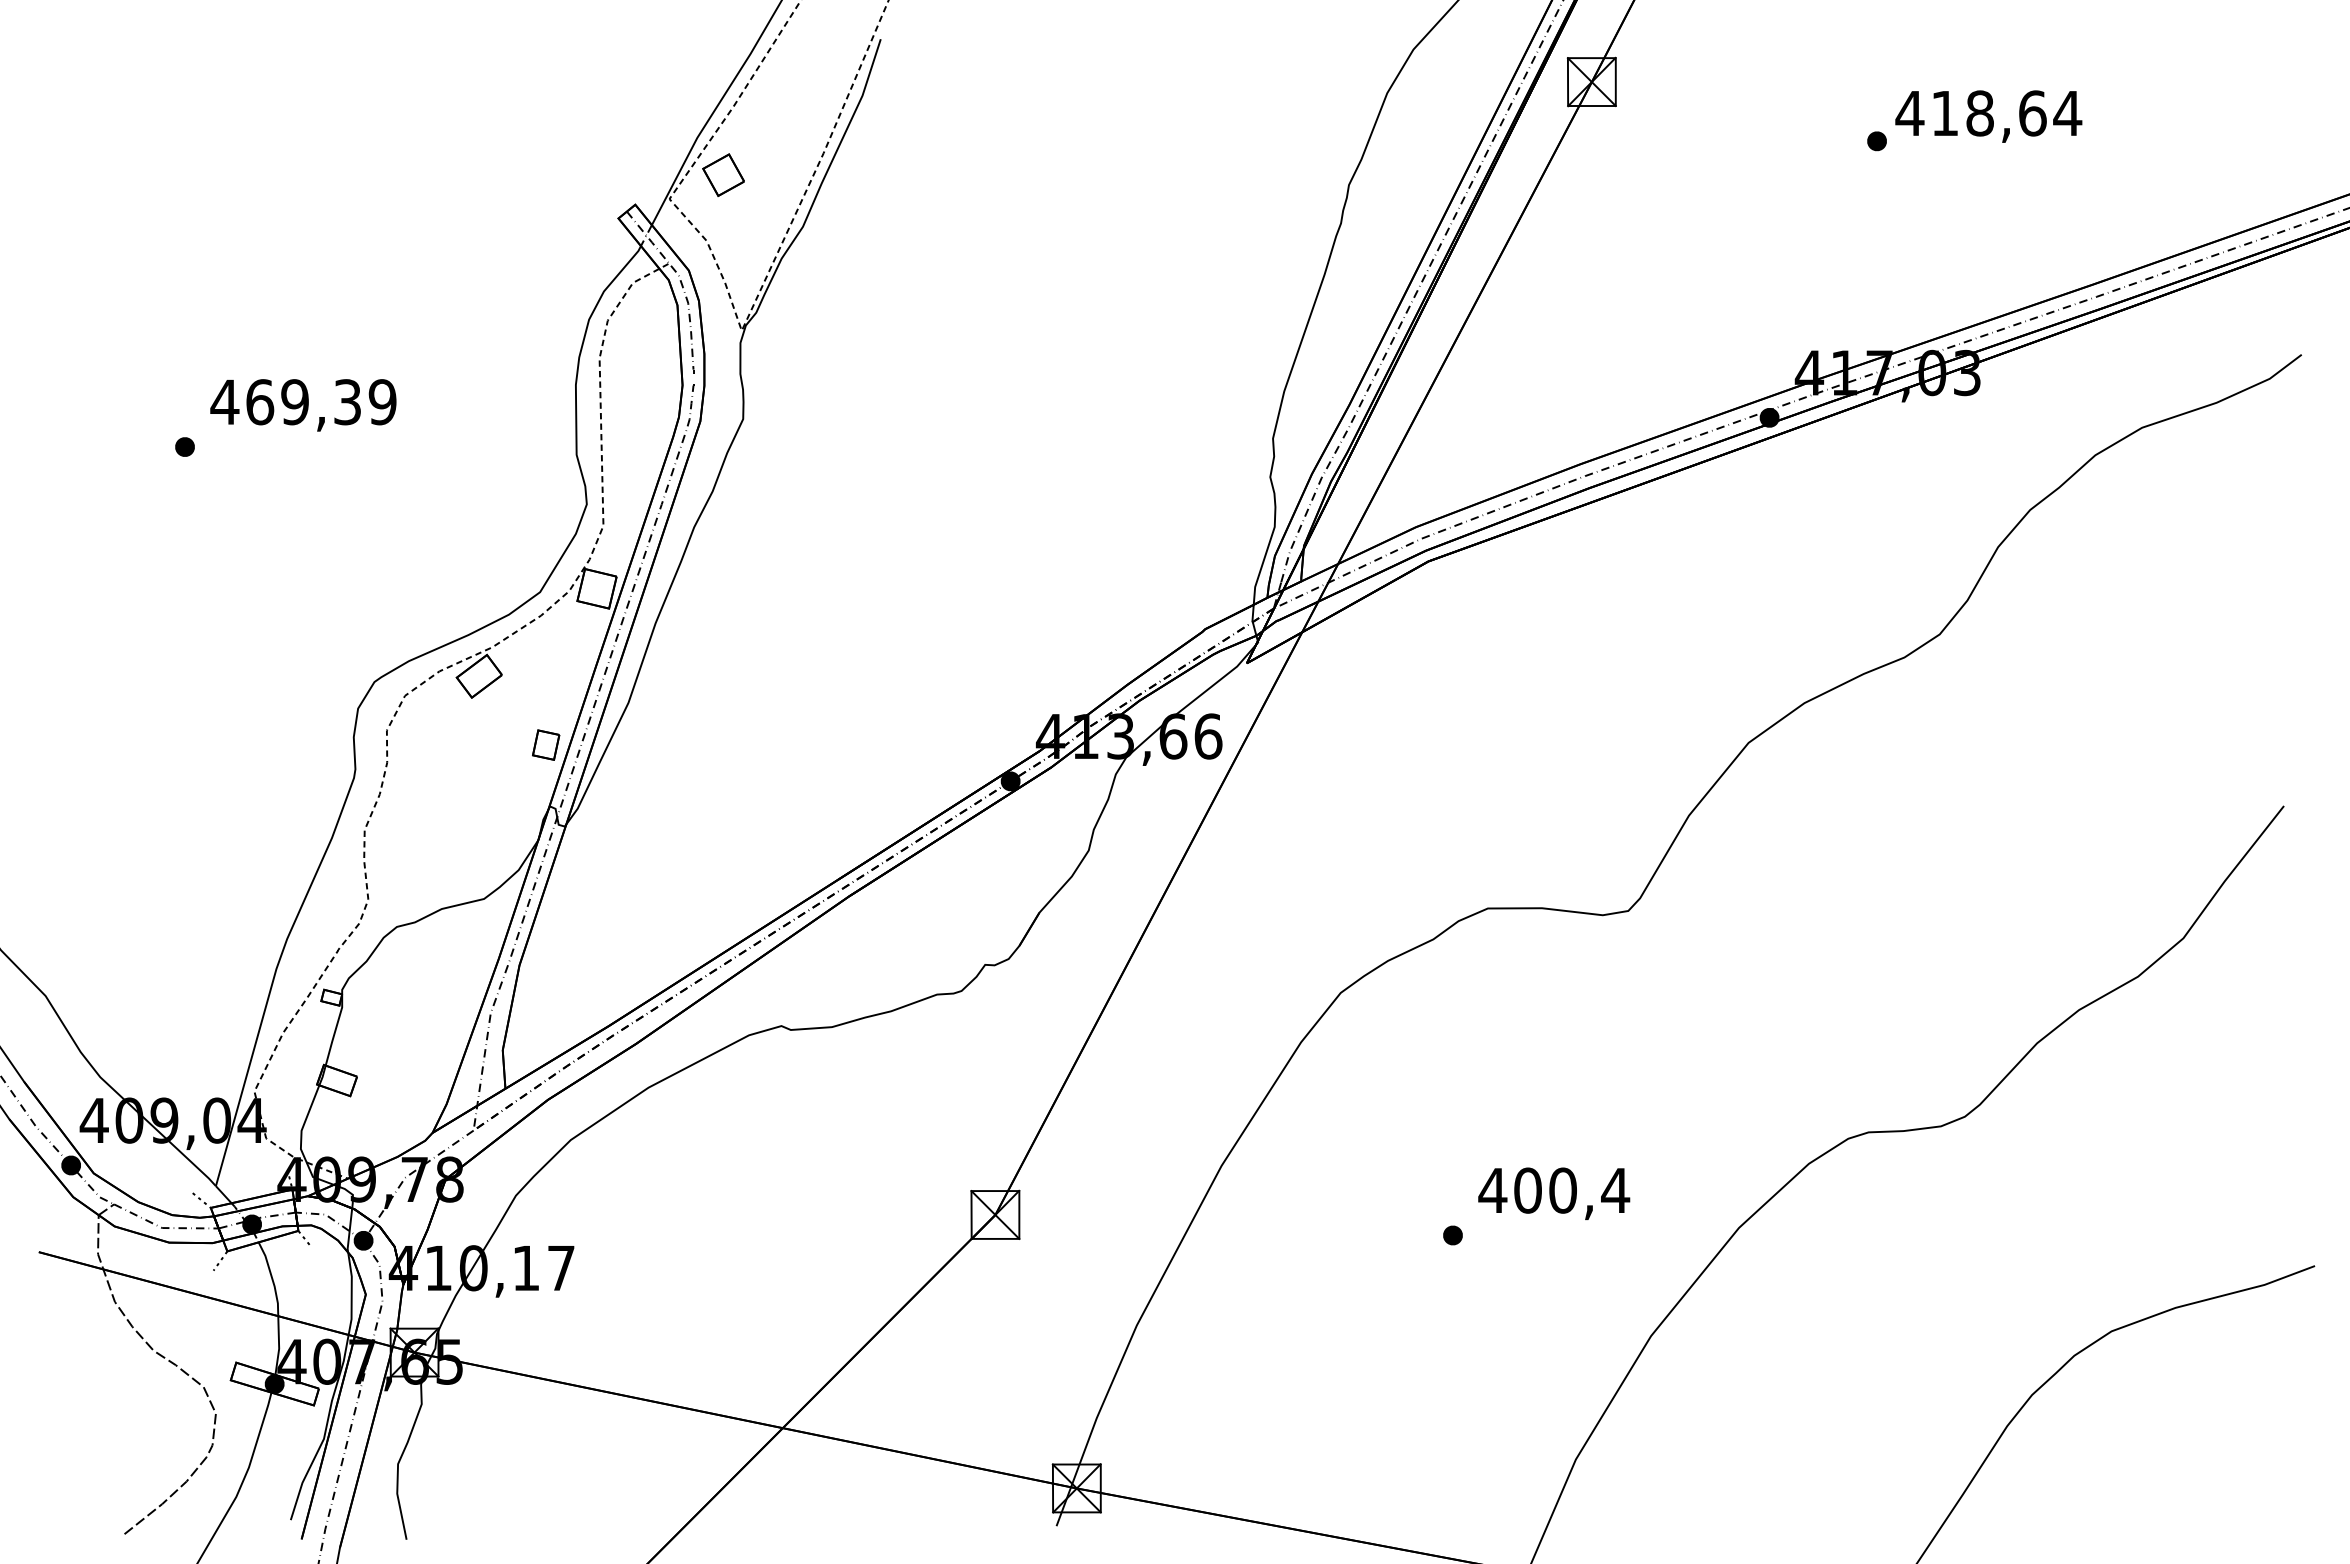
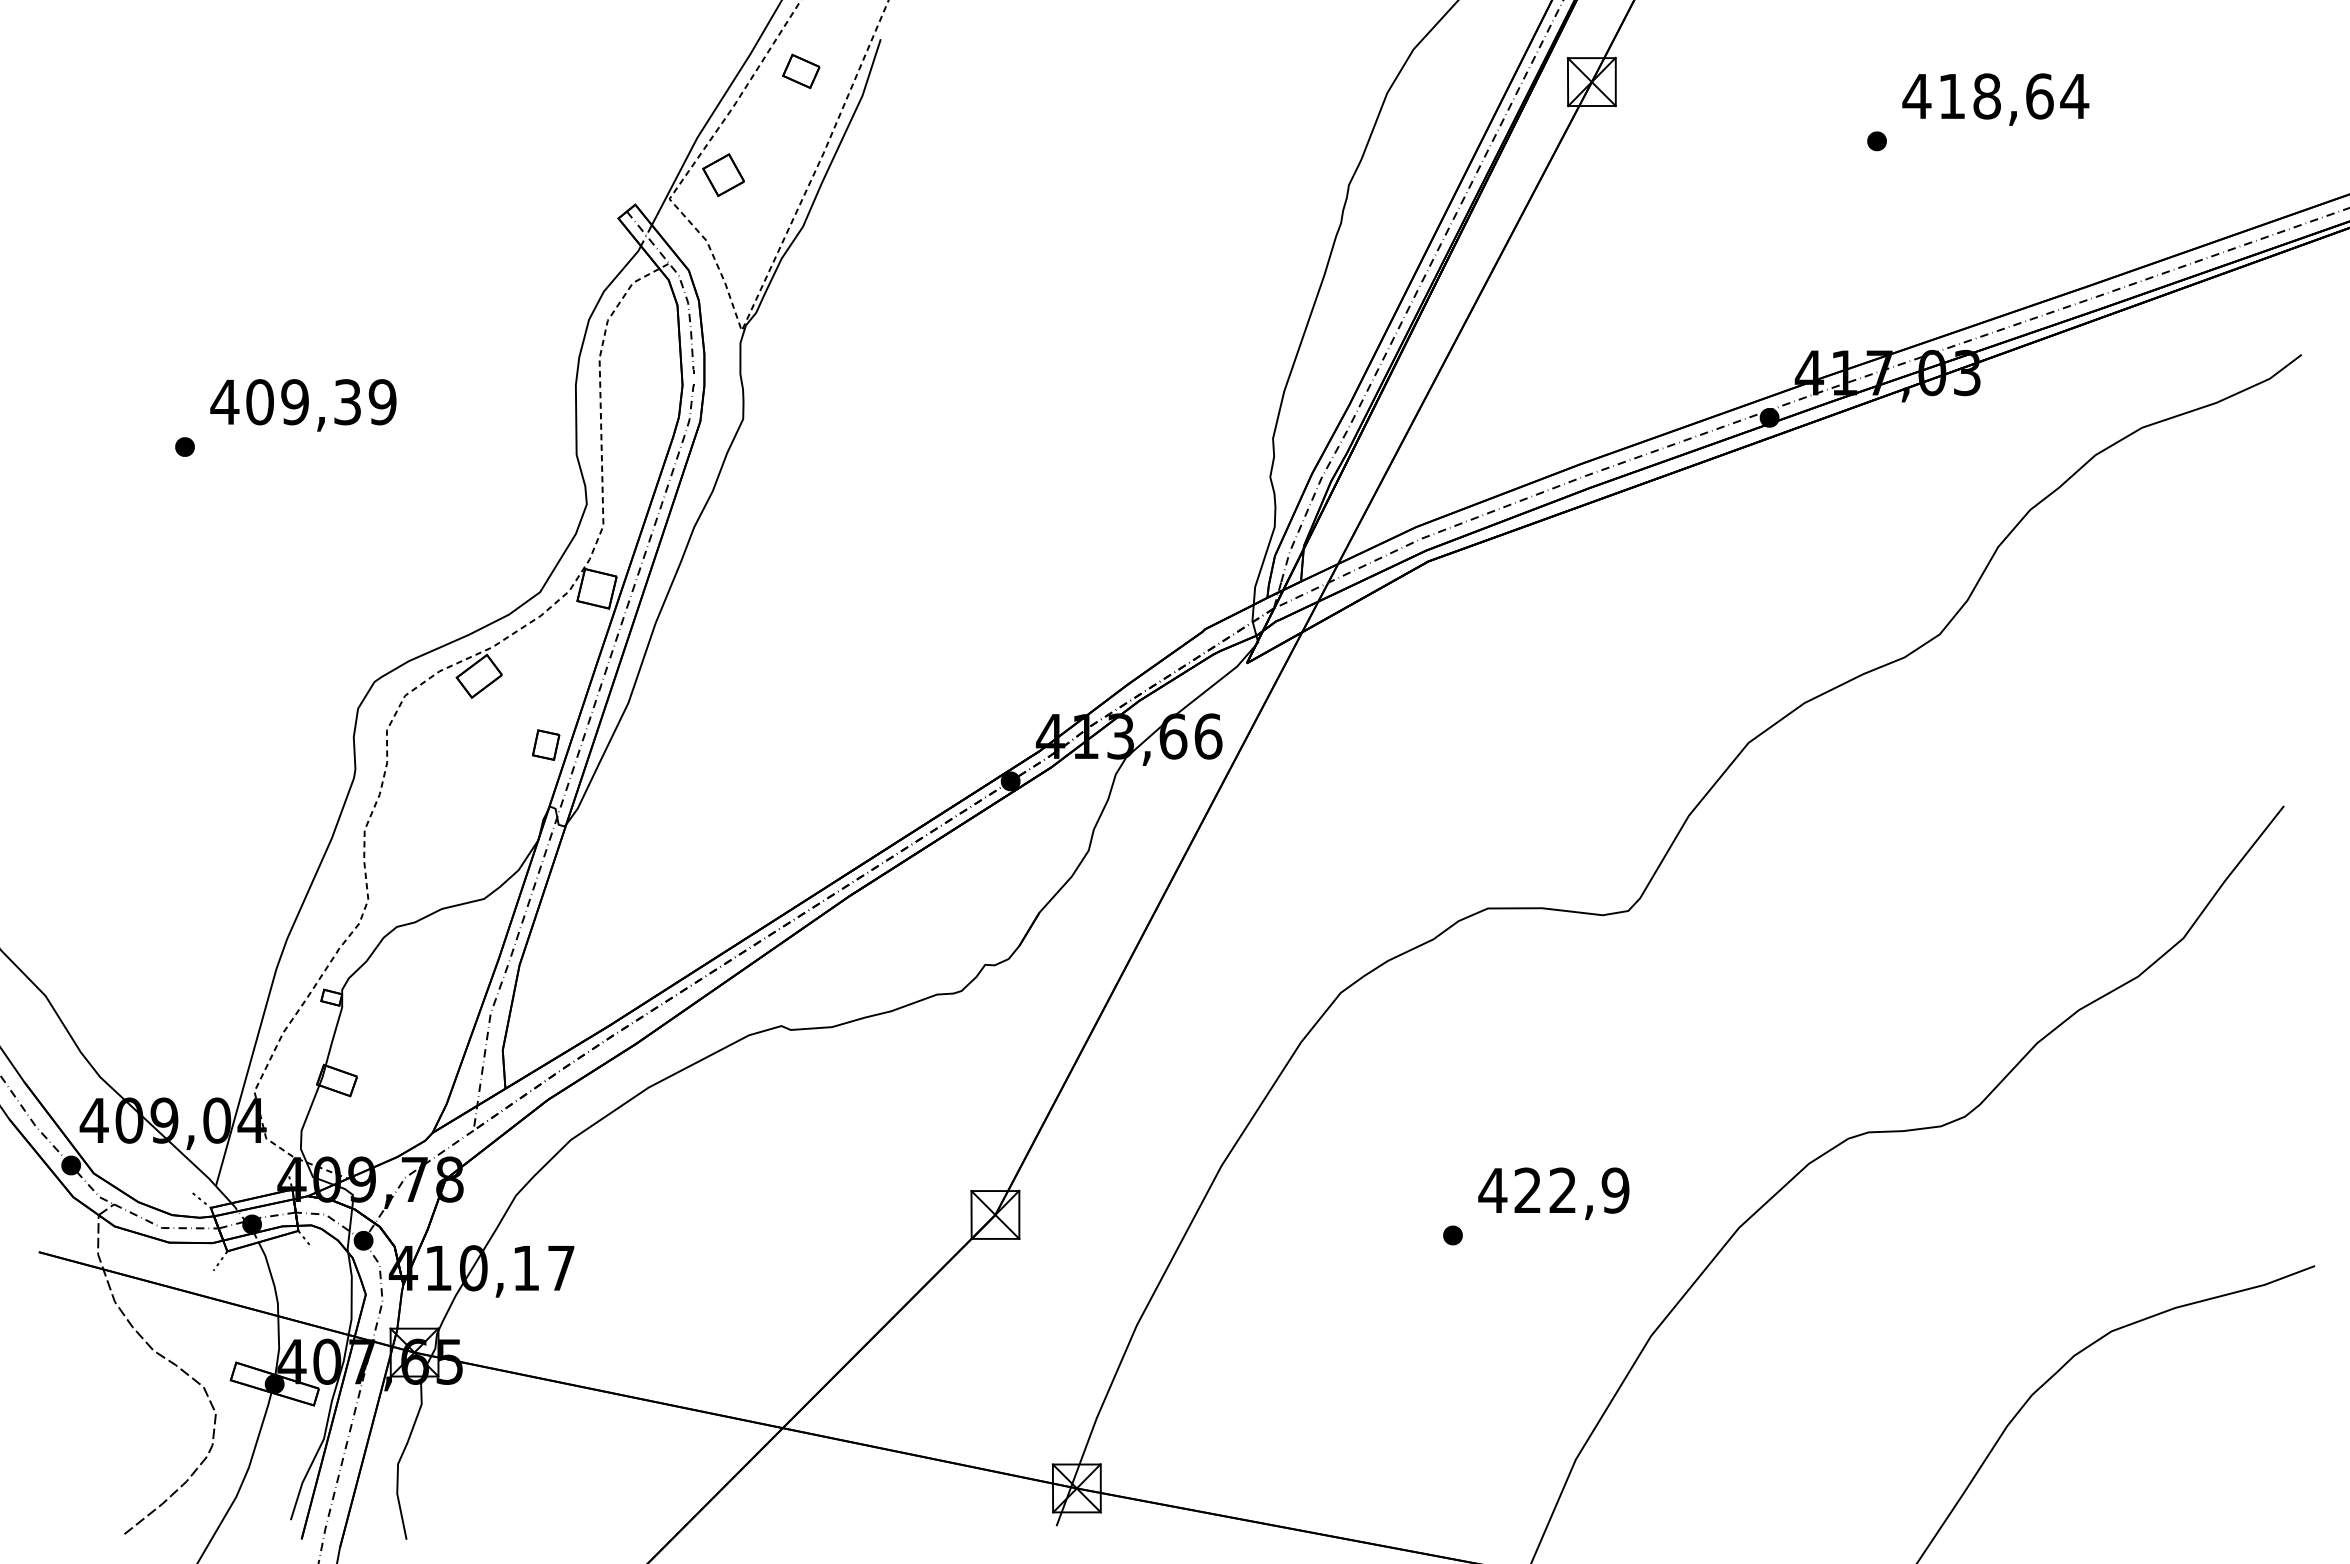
part: none -> present (801, 71)
text position: (1988, 116) -> (1995, 99) (1995, 99)
text: 469,39 -> 409,39 (260, 402)
text: 400,4 -> 422,9 (1572, 1190)
